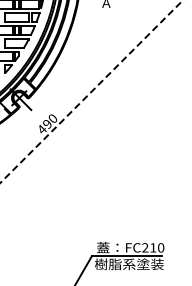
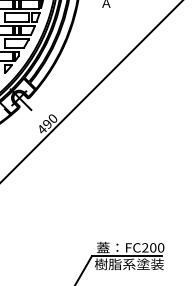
line: dashed -> solid (92, 91)
text: FC210 -> FC200 (153, 247)
